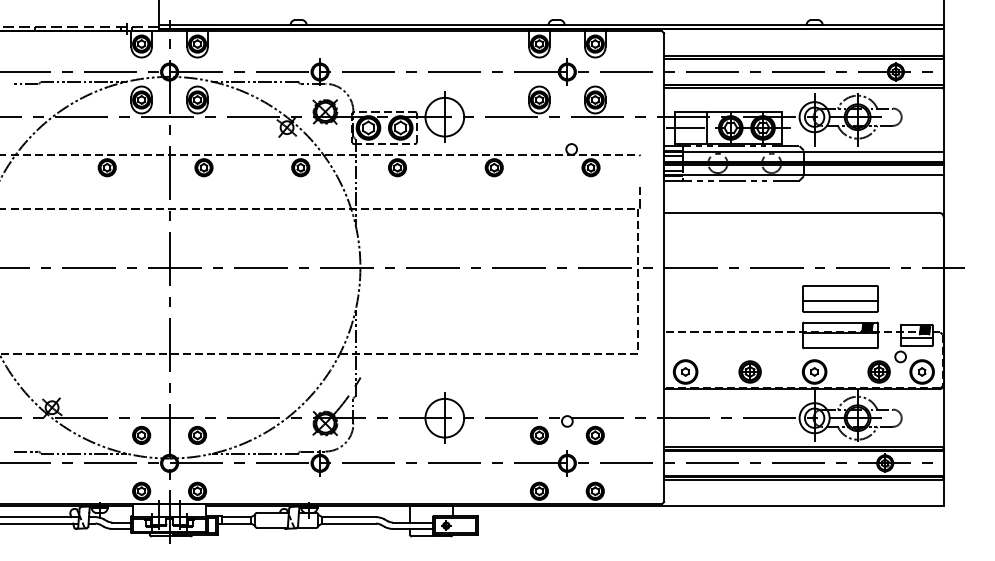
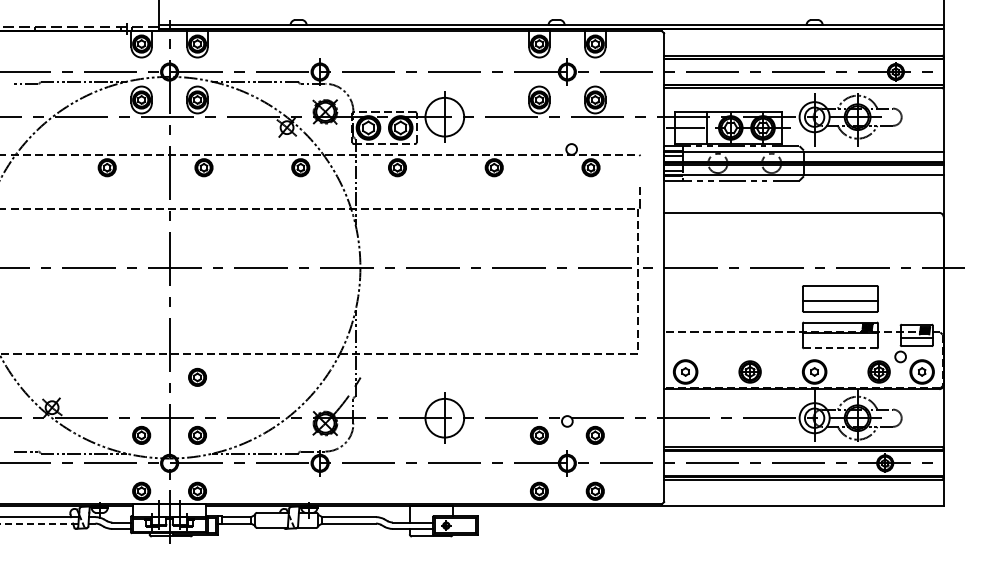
line: solid -> dashed (840, 348)
part: none -> present (197, 376)
line: solid -> dashed (39, 523)
